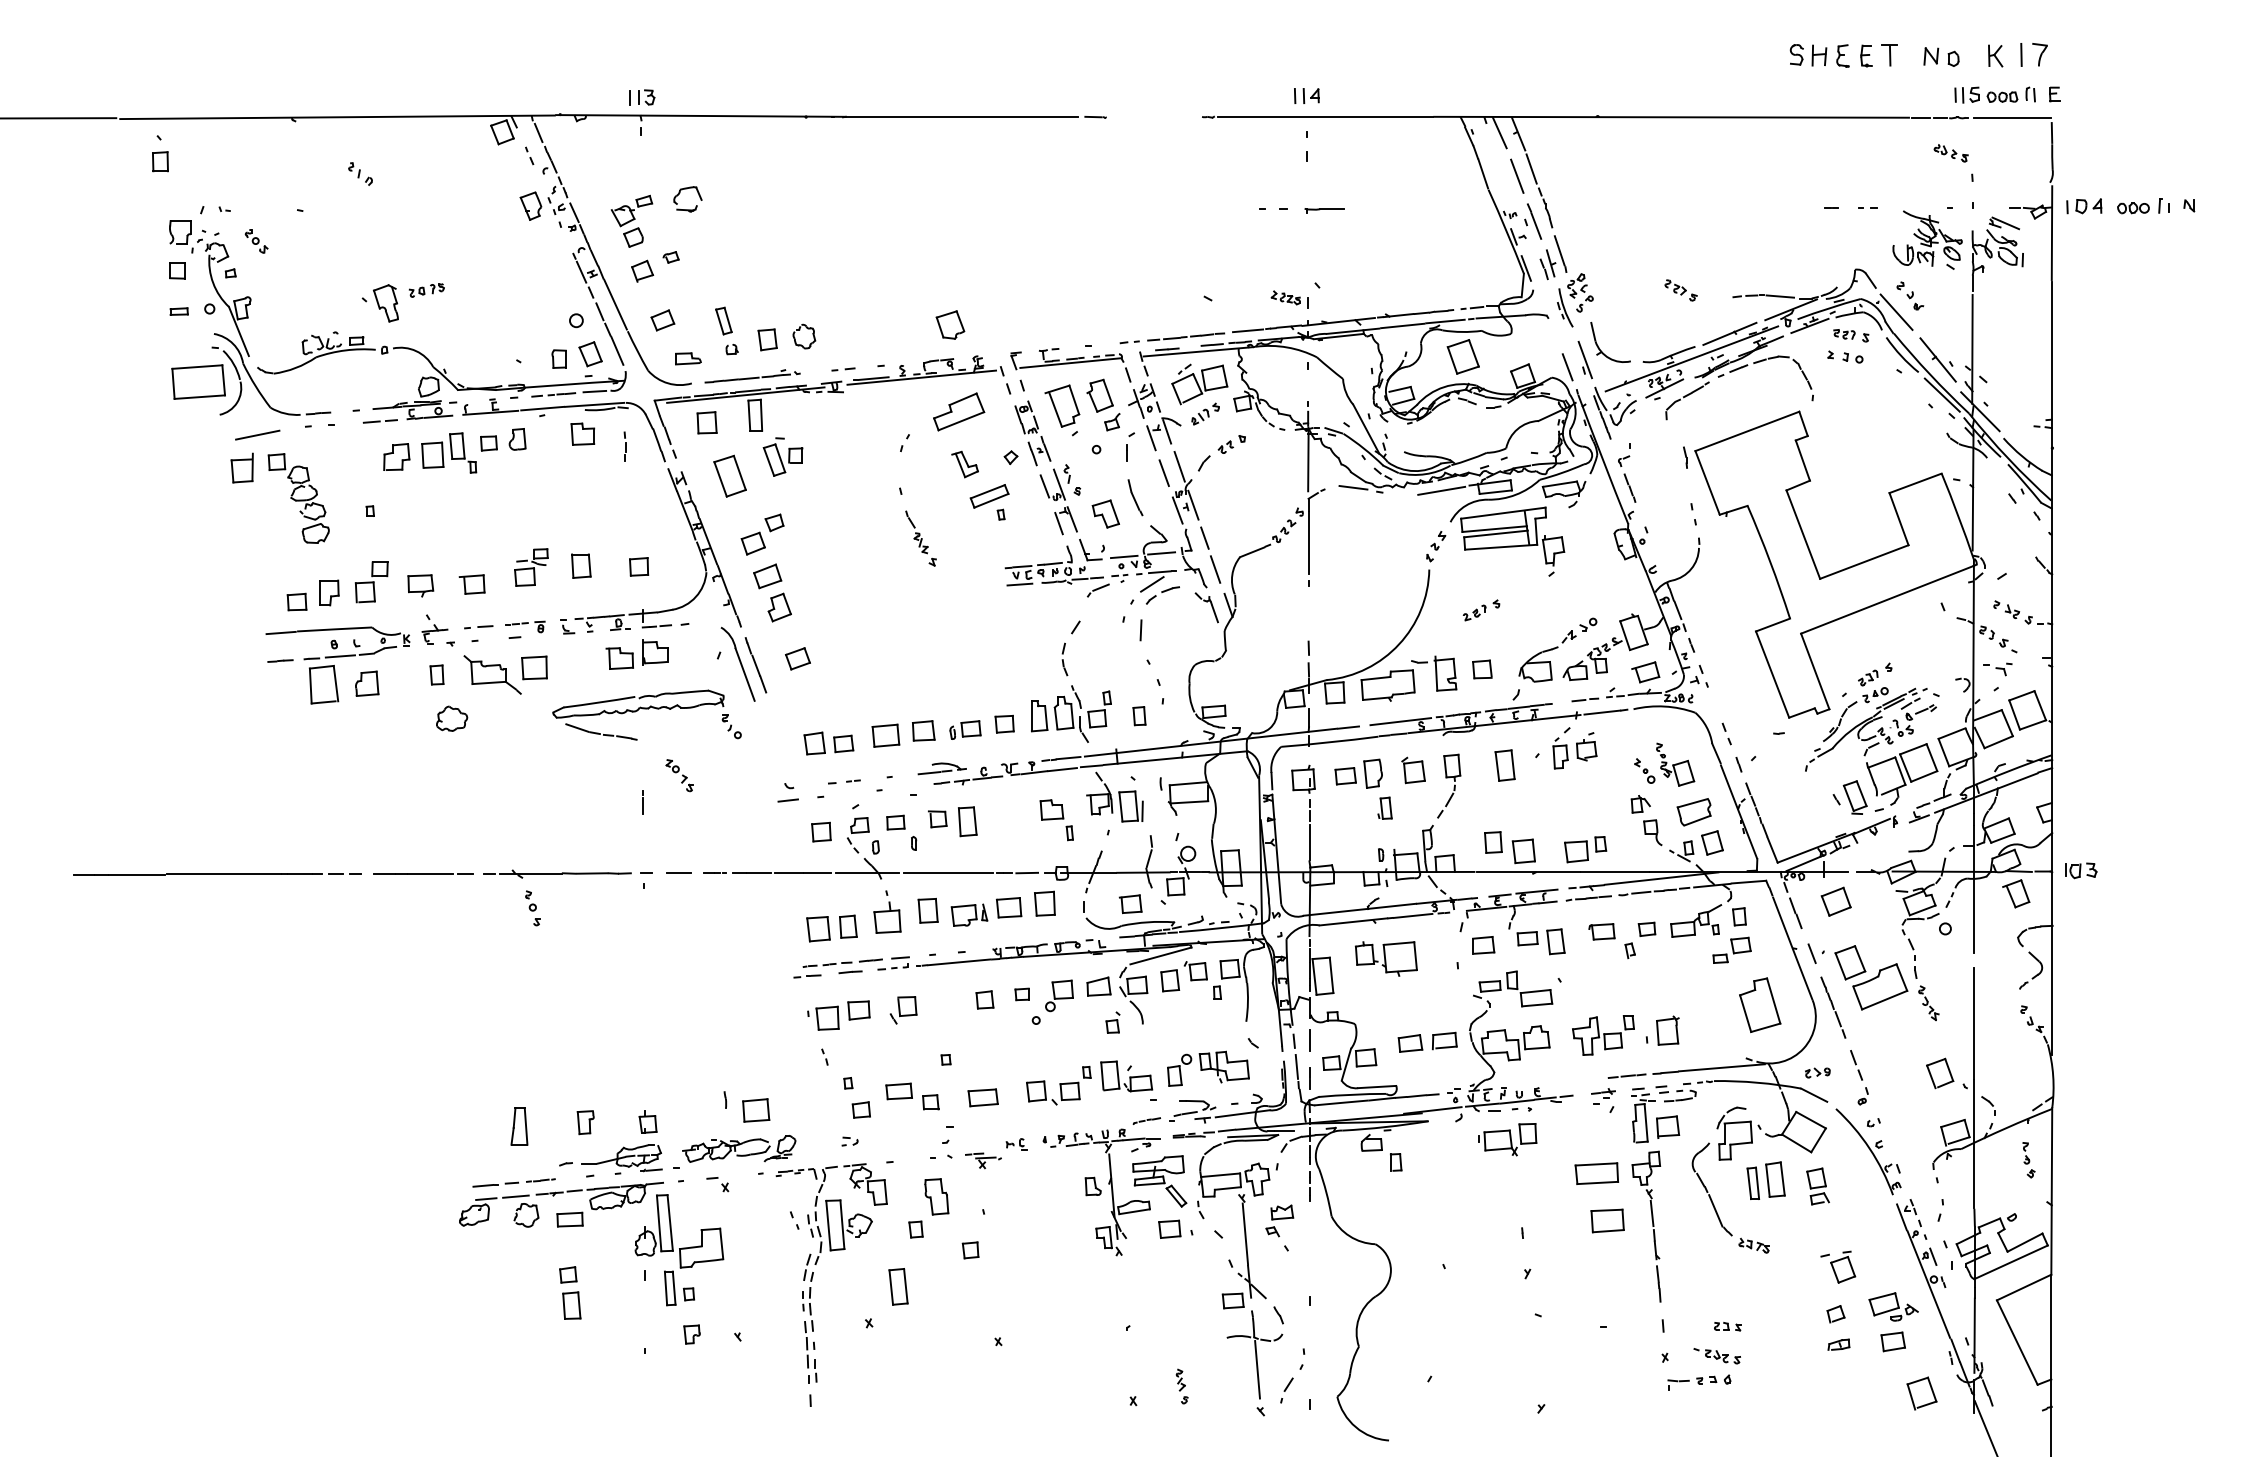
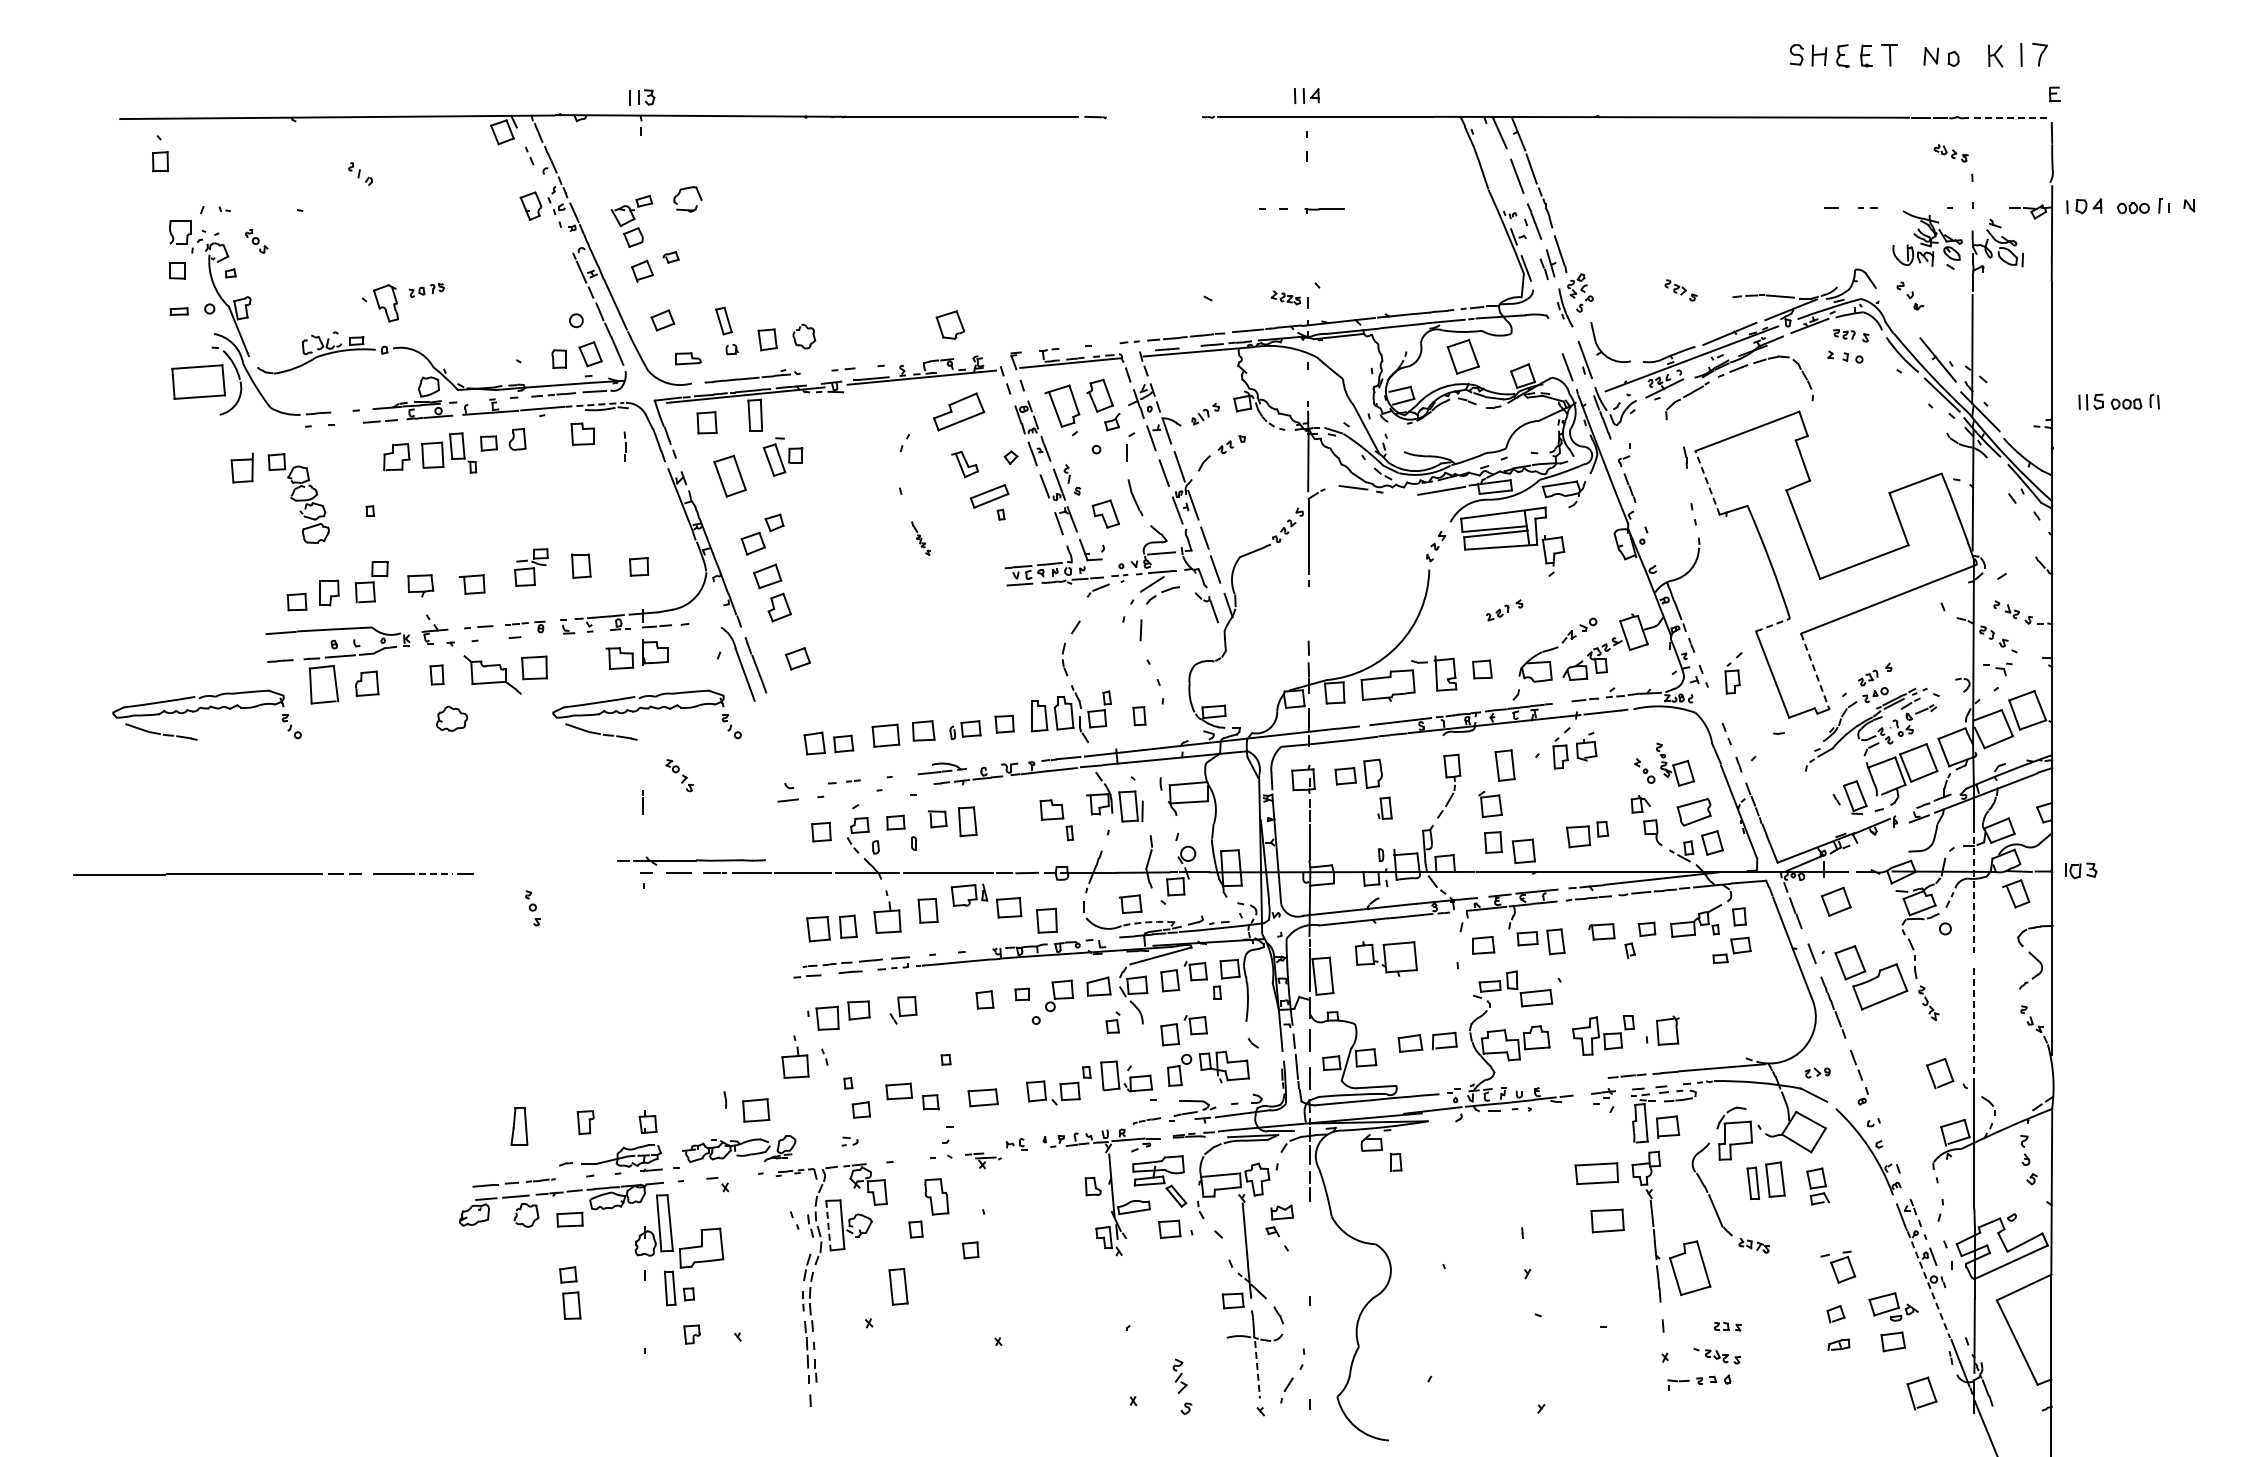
part position: (1994, 94) -> (2118, 401) (2118, 401)
line: solid -> dashed (2013, 117)
line: present -> none (59, 118)
line: present -> none (2005, 223)
line: present -> none (1896, 311)
part: present -> none (1199, 384)
line: solid -> dashed (595, 404)
line: present -> none (257, 434)
line: solid -> dashed (1707, 482)
part size: 32x57 px -> 20x35 px (920, 538)
line: present -> none (1123, 556)
part position: (1481, 610) -> (1504, 610) (1504, 610)
line: solid -> dashed (1773, 624)
line: solid -> dashed (1815, 671)
part: present -> none (1645, 672)
part: none -> present (1733, 673)
part: none -> present (206, 714)
part position: (1413, 770) -> (1490, 804) (1490, 804)
part position: (1585, 849) -> (1587, 834) (1587, 834)
line: solid -> dashed (431, 873)
part position: (557, 873) -> (691, 860) (691, 860)
line: solid -> dashed (1973, 889)
part position: (1044, 903) -> (1046, 920) (1046, 920)
part position: (969, 914) -> (969, 894) (969, 894)
arc: solid -> dashed (1147, 922)
part position: (1760, 1005) -> (1690, 1268) (1690, 1268)
line: solid -> dashed (1974, 1024)
part: none -> present (1183, 1030)
part: none -> present (795, 1056)
part: present -> none (1507, 1139)
part size: 14x37 px -> 18x51 px (2028, 1160)
line: solid -> dashed (828, 1225)
line: solid -> dashed (1929, 1285)
line: solid -> dashed (1257, 1369)
part size: 14x37 px -> 21x57 px (1182, 1386)
